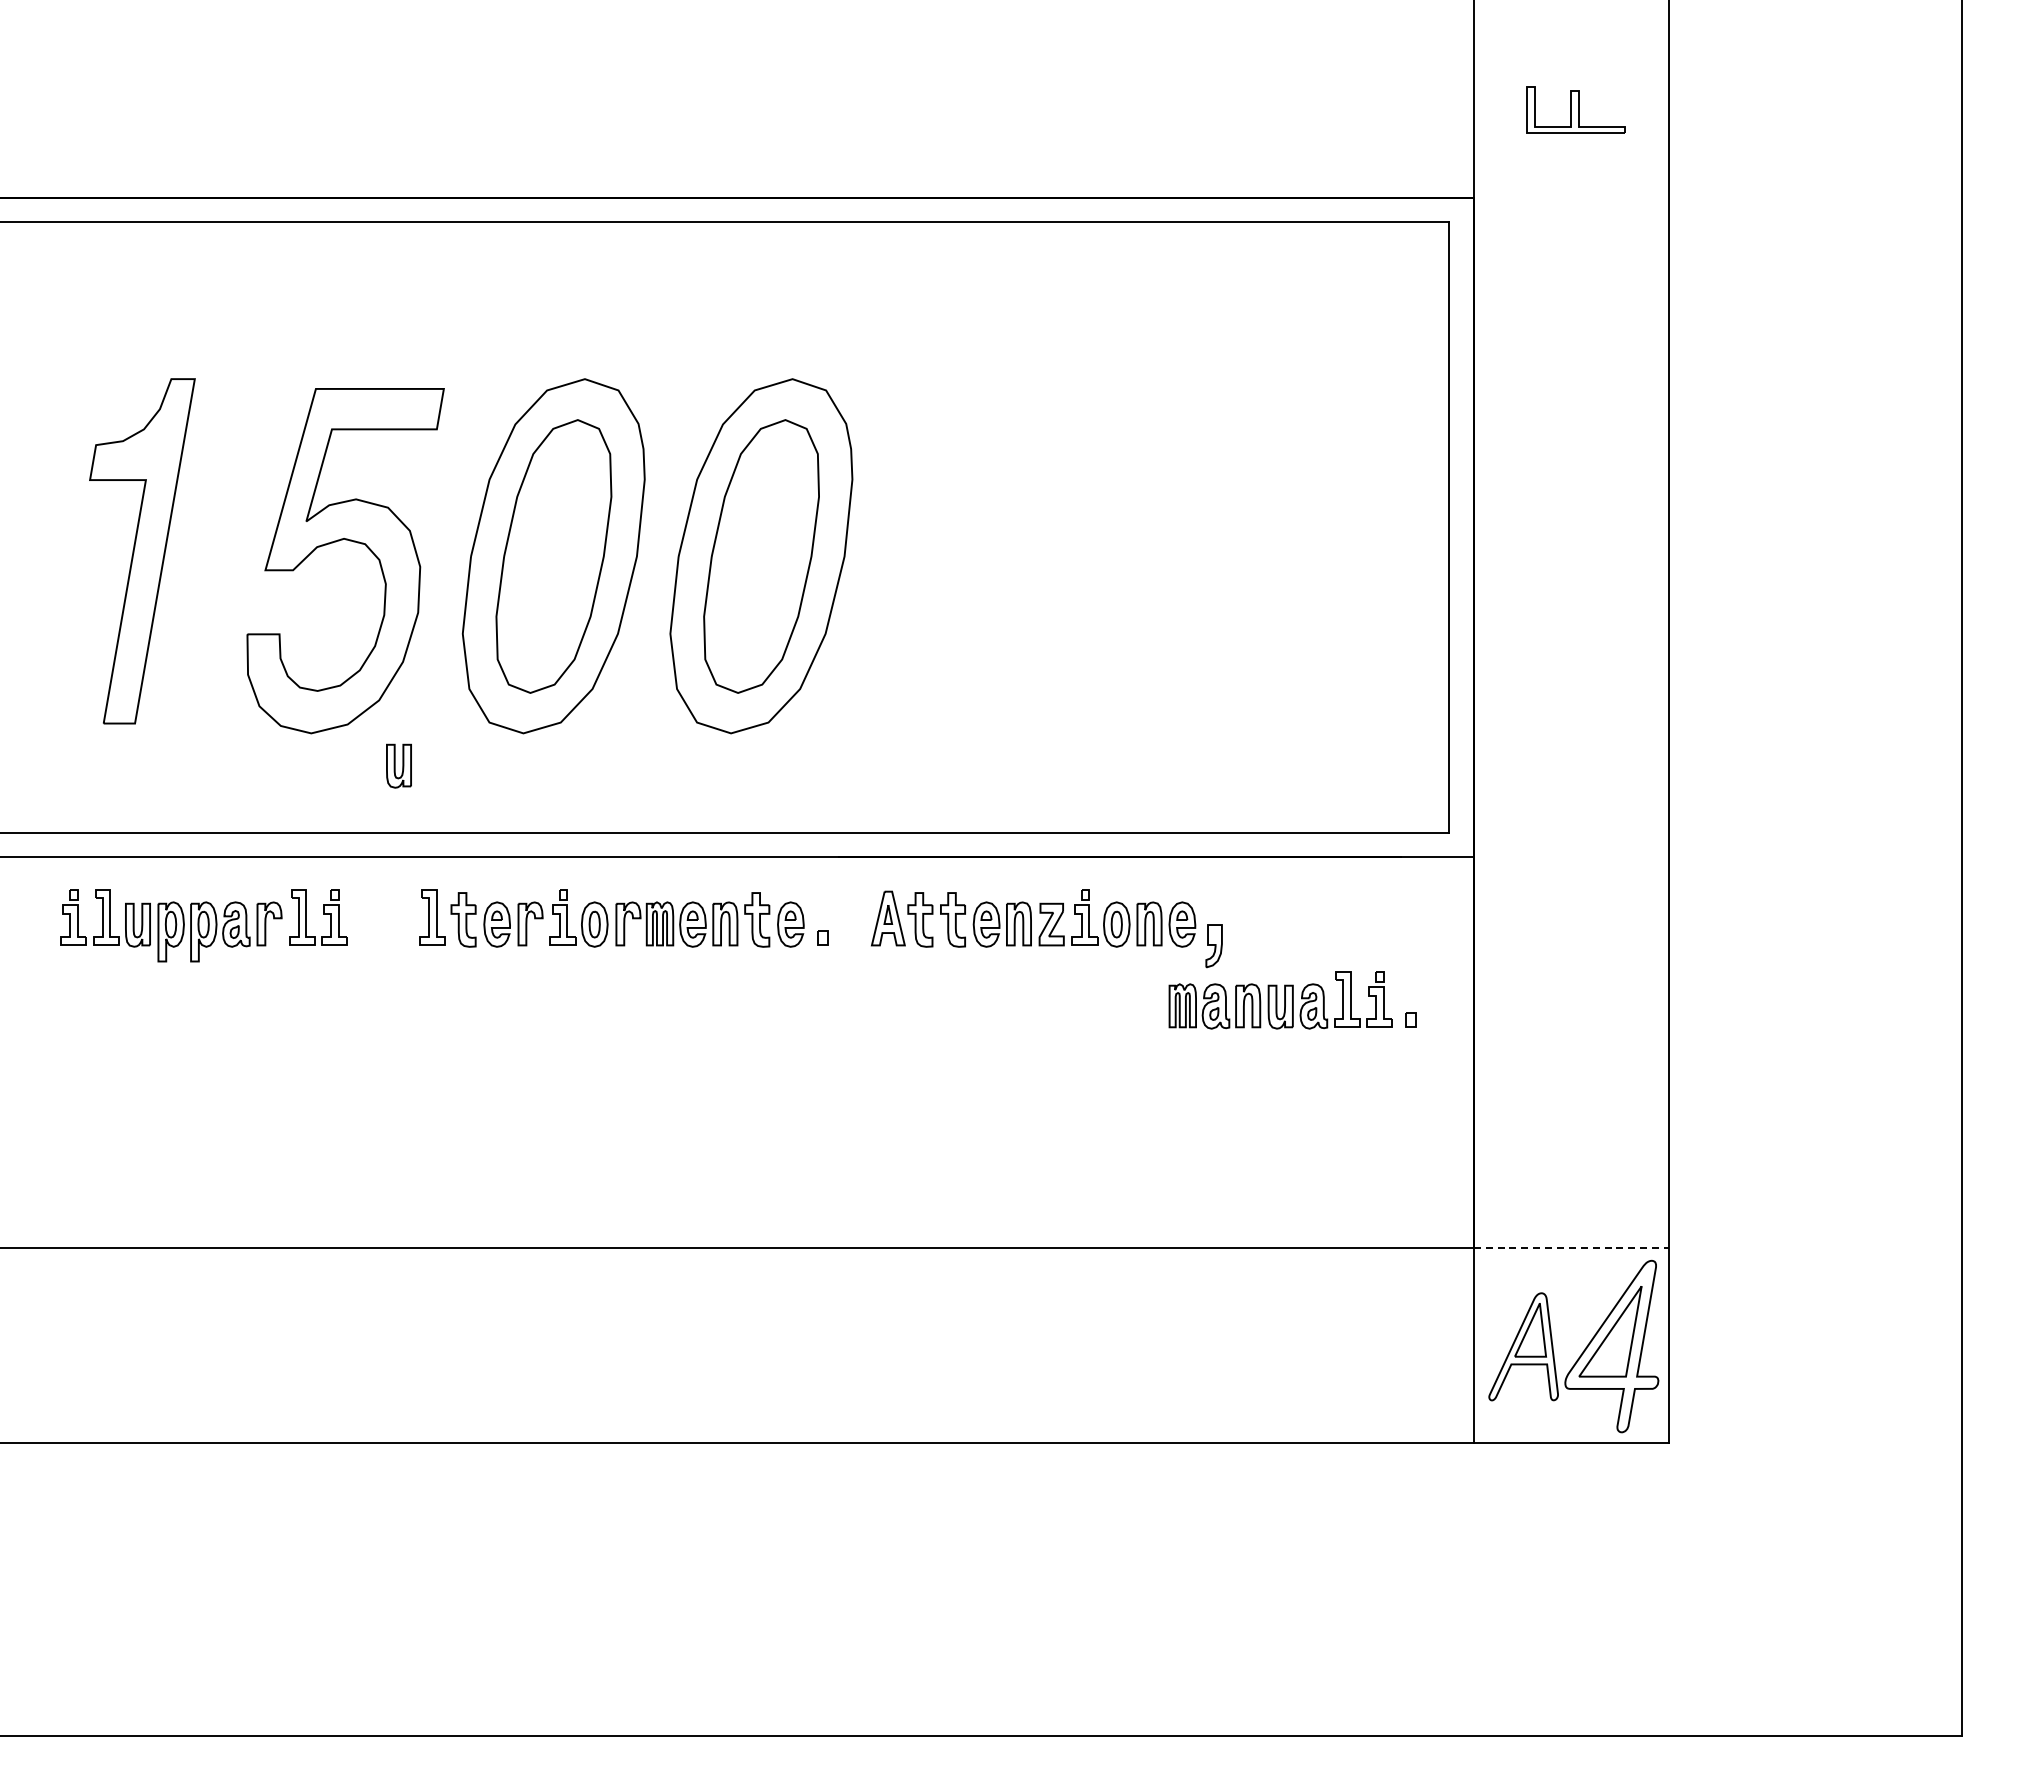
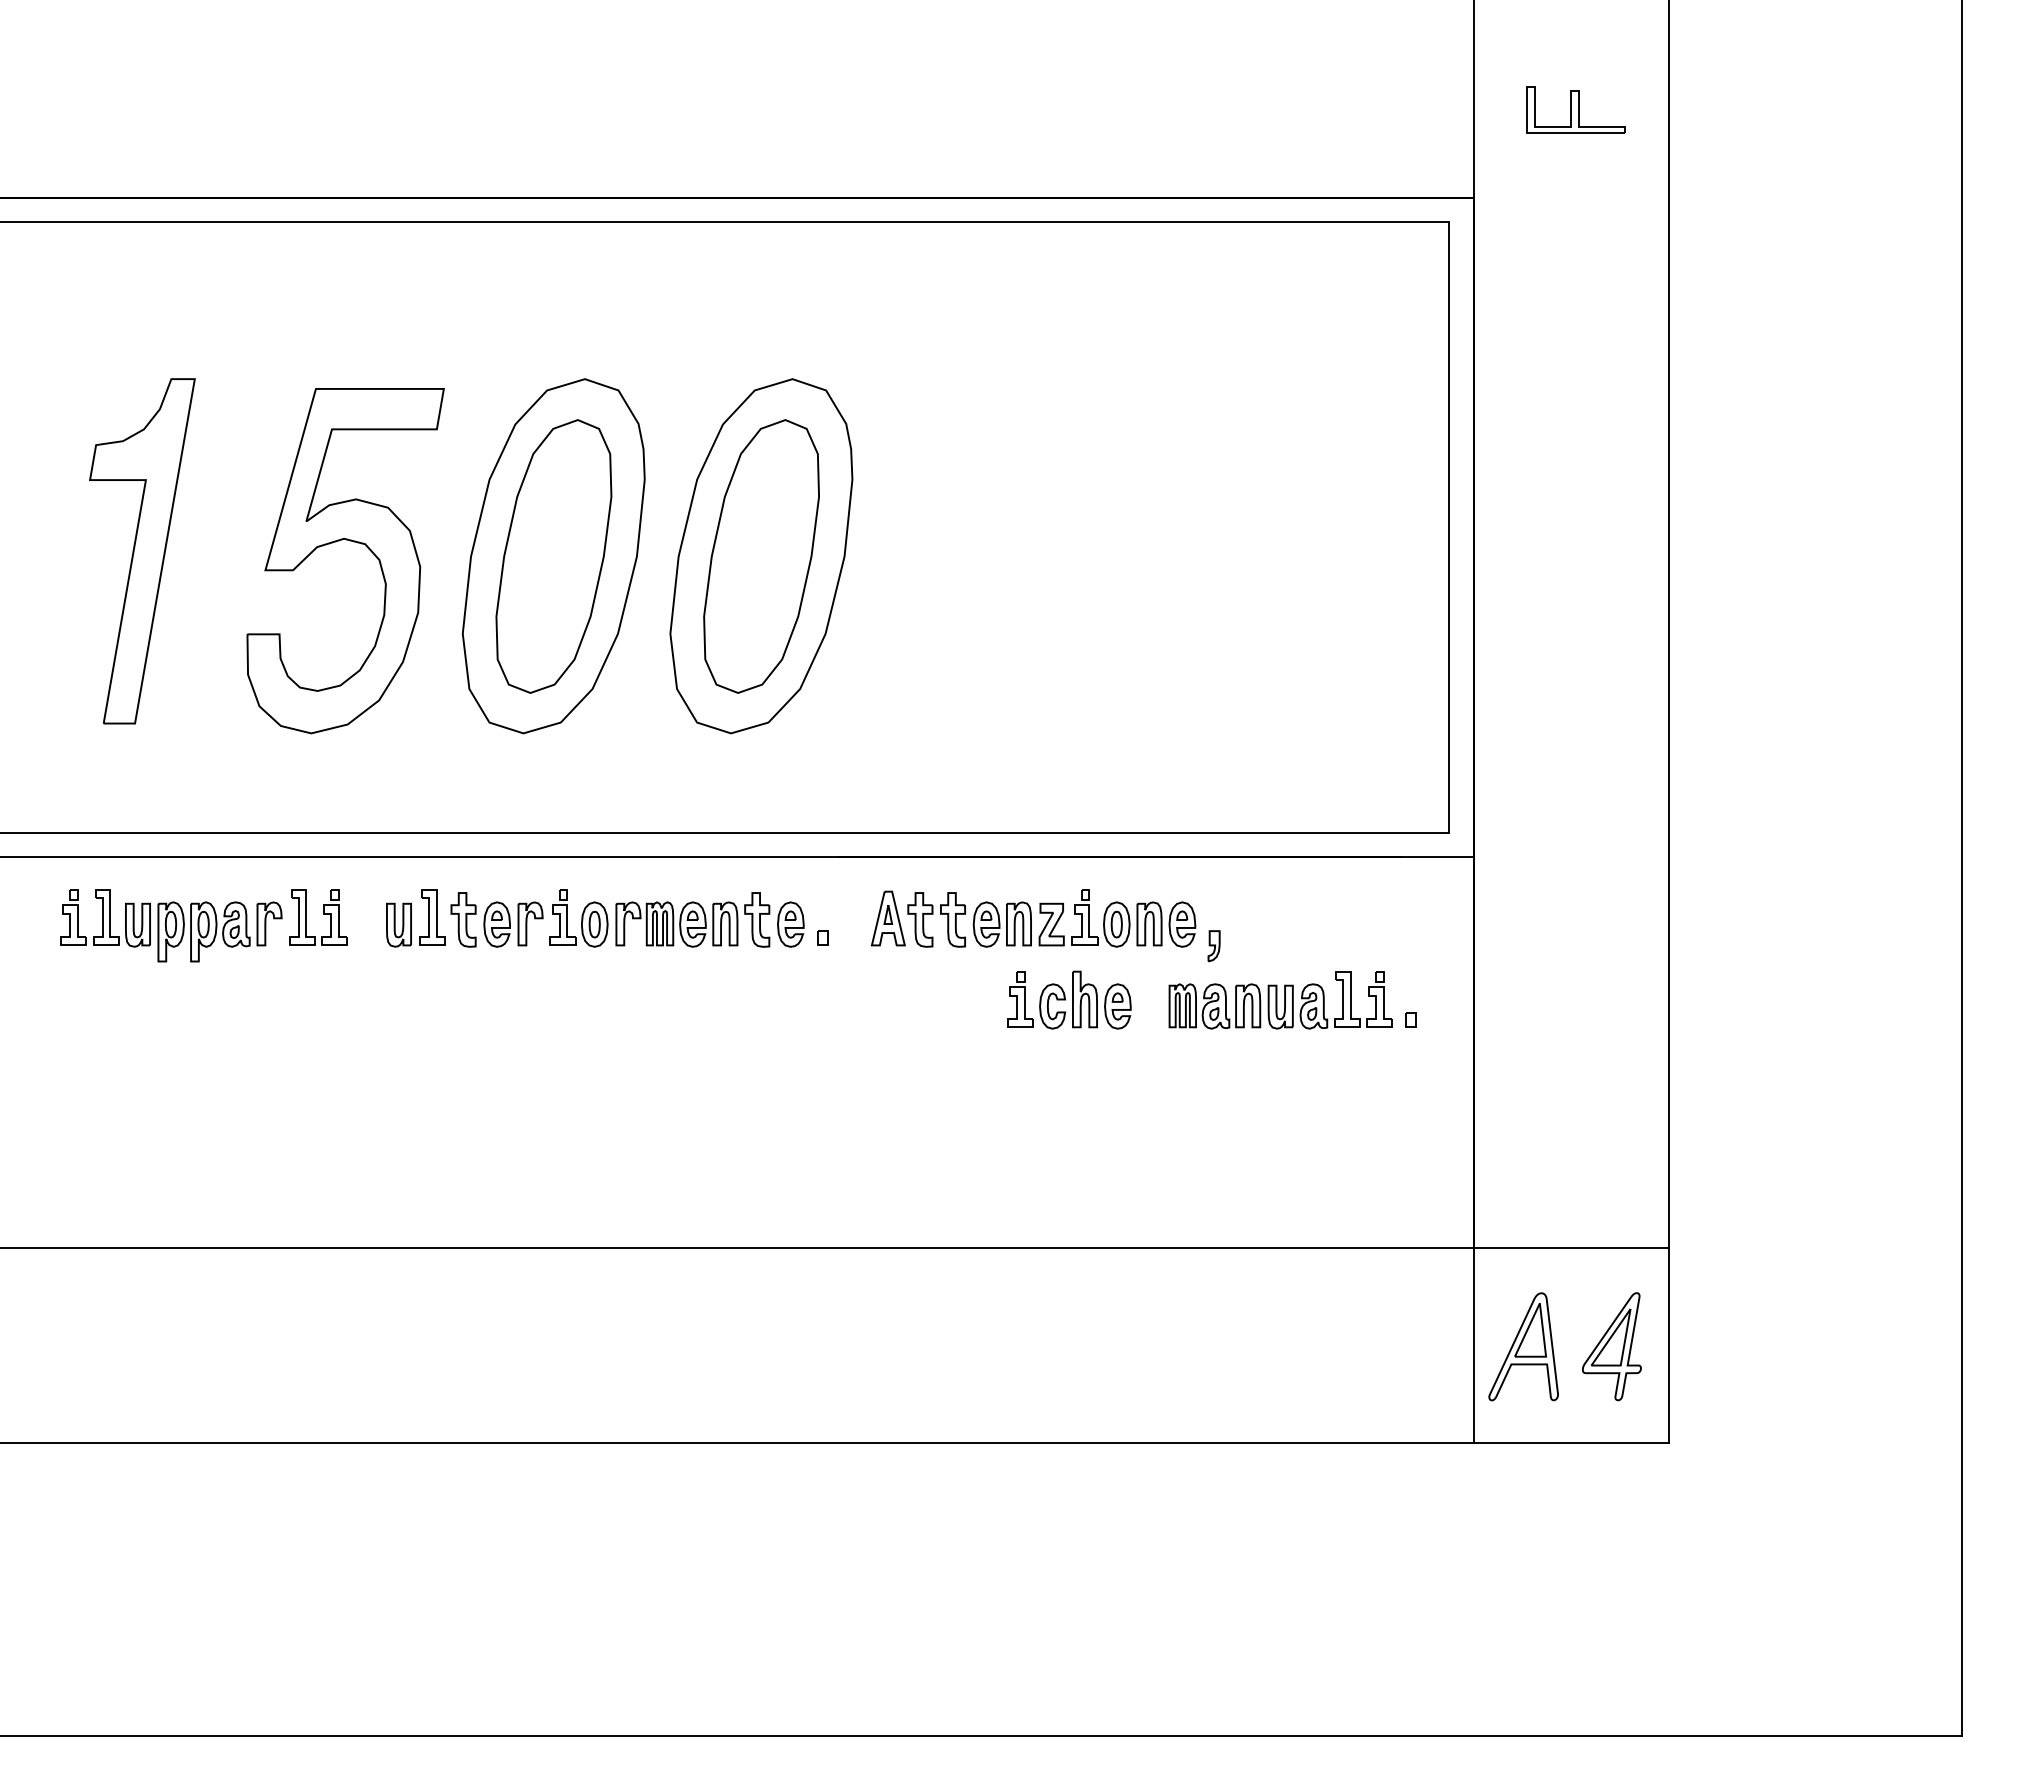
part position: (398, 765) -> (398, 924) (398, 924)
part size: 18x45 px -> 14x33 px (1213, 946)
part: none -> present (1069, 999)
line: dashed -> solid (1571, 1247)
part size: 96x175 px -> 60x110 px (1611, 1346)
